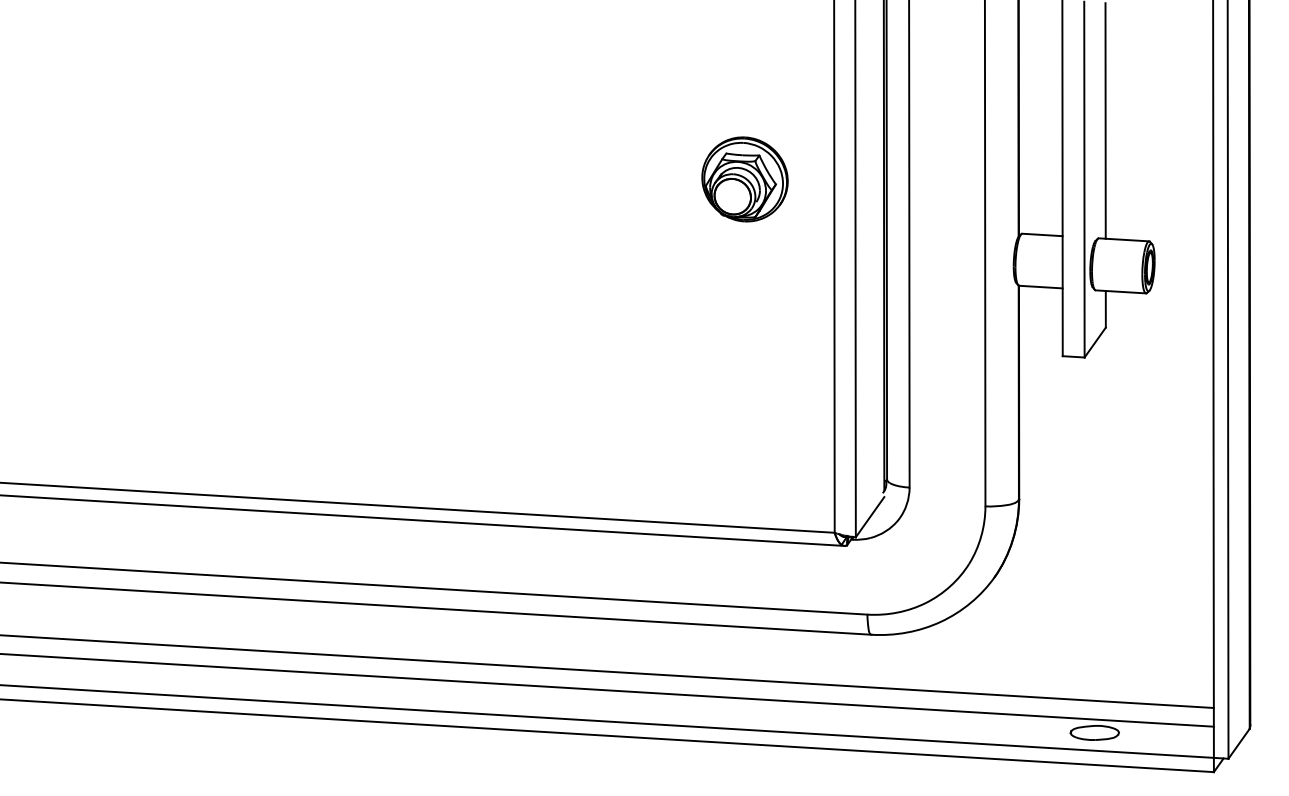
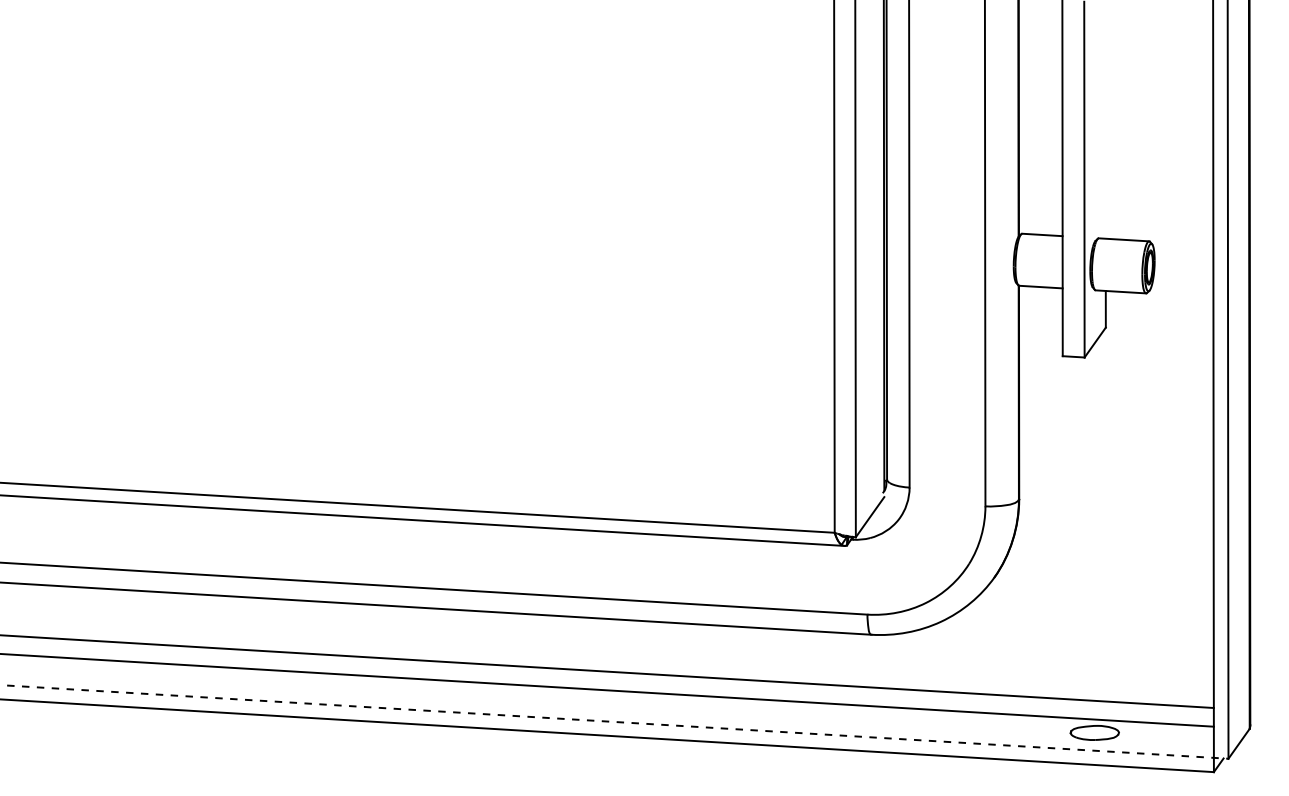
line: present -> none (1105, 120)
part: present -> none (744, 179)
line: solid -> dashed (614, 721)
